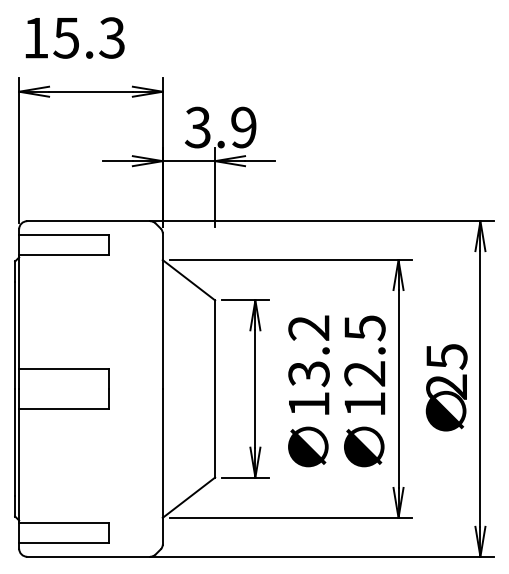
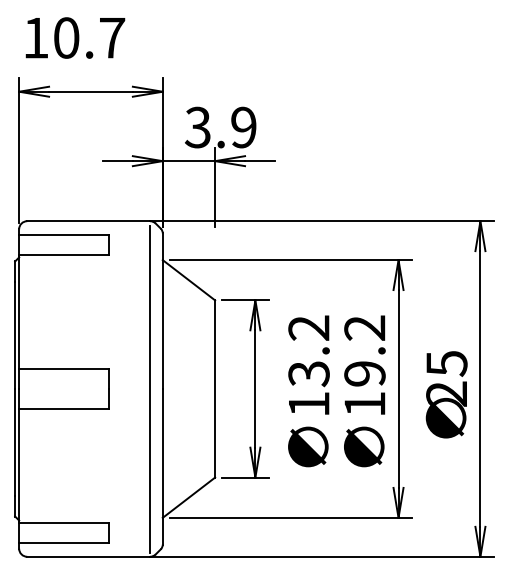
text: 15.3 -> 10.7 (89, 37)
text: 12.5 -> 19.2 (364, 350)
text position: (446, 387) -> (446, 394) (446, 394)
line: none -> present (150, 389)
